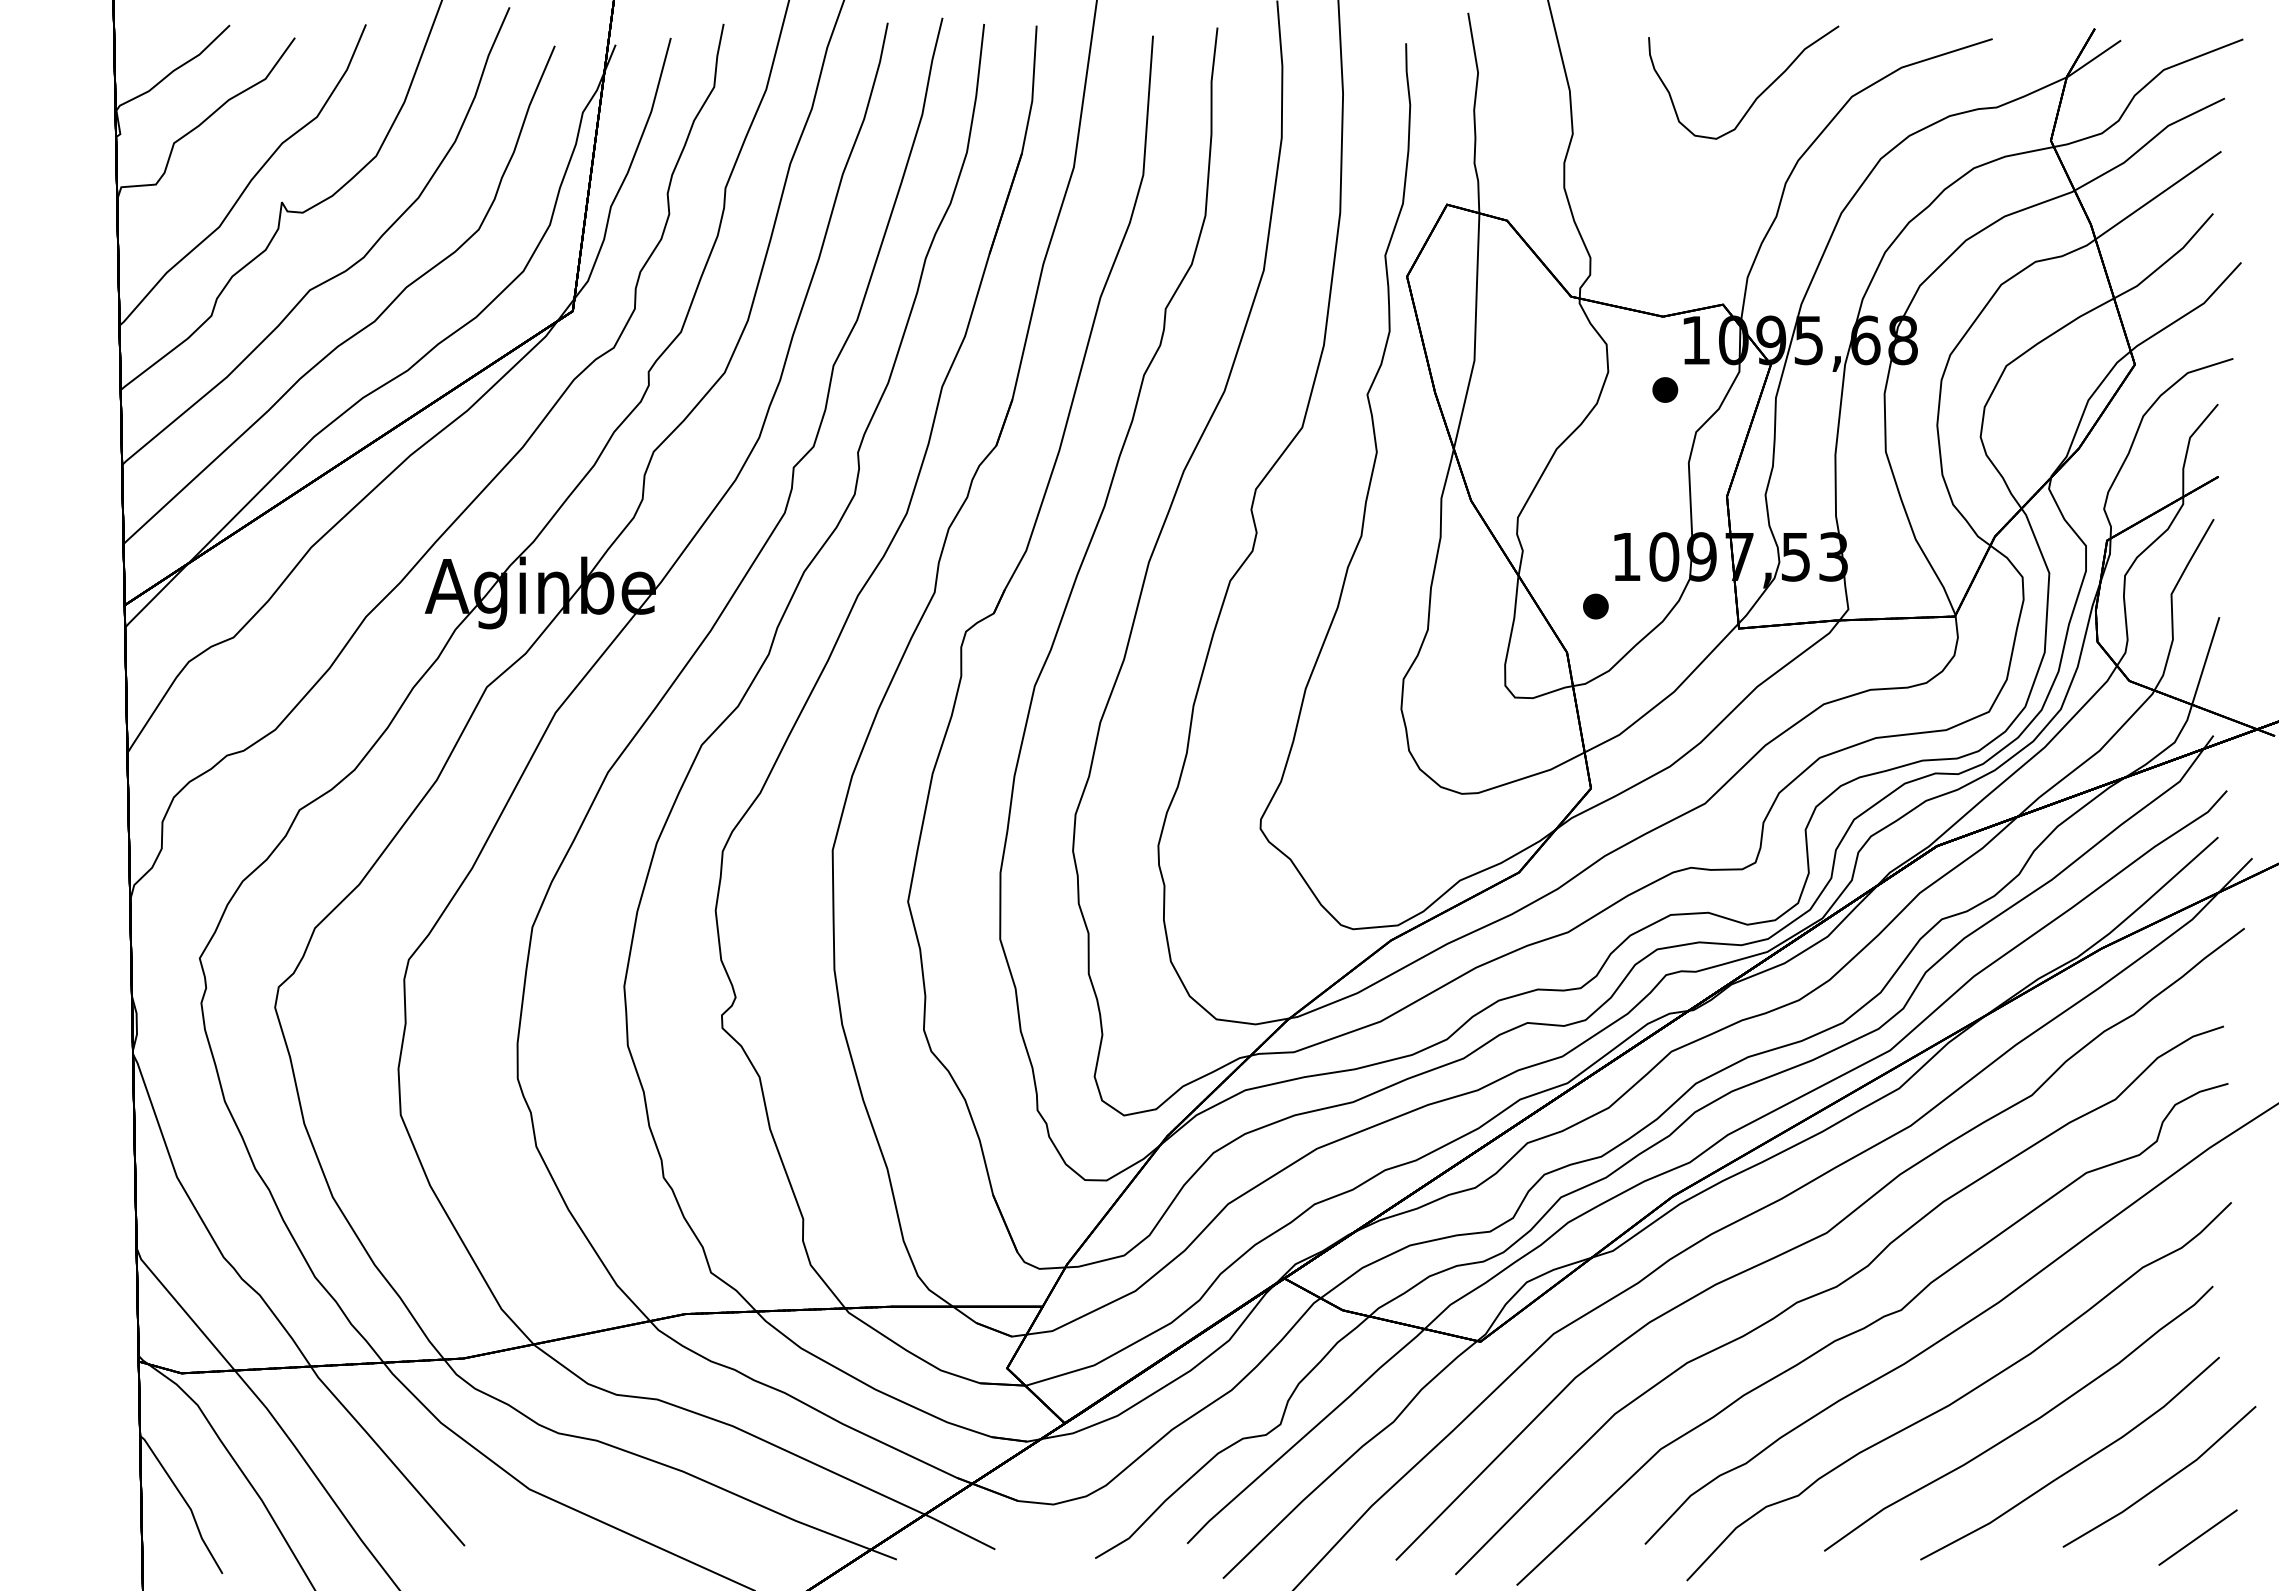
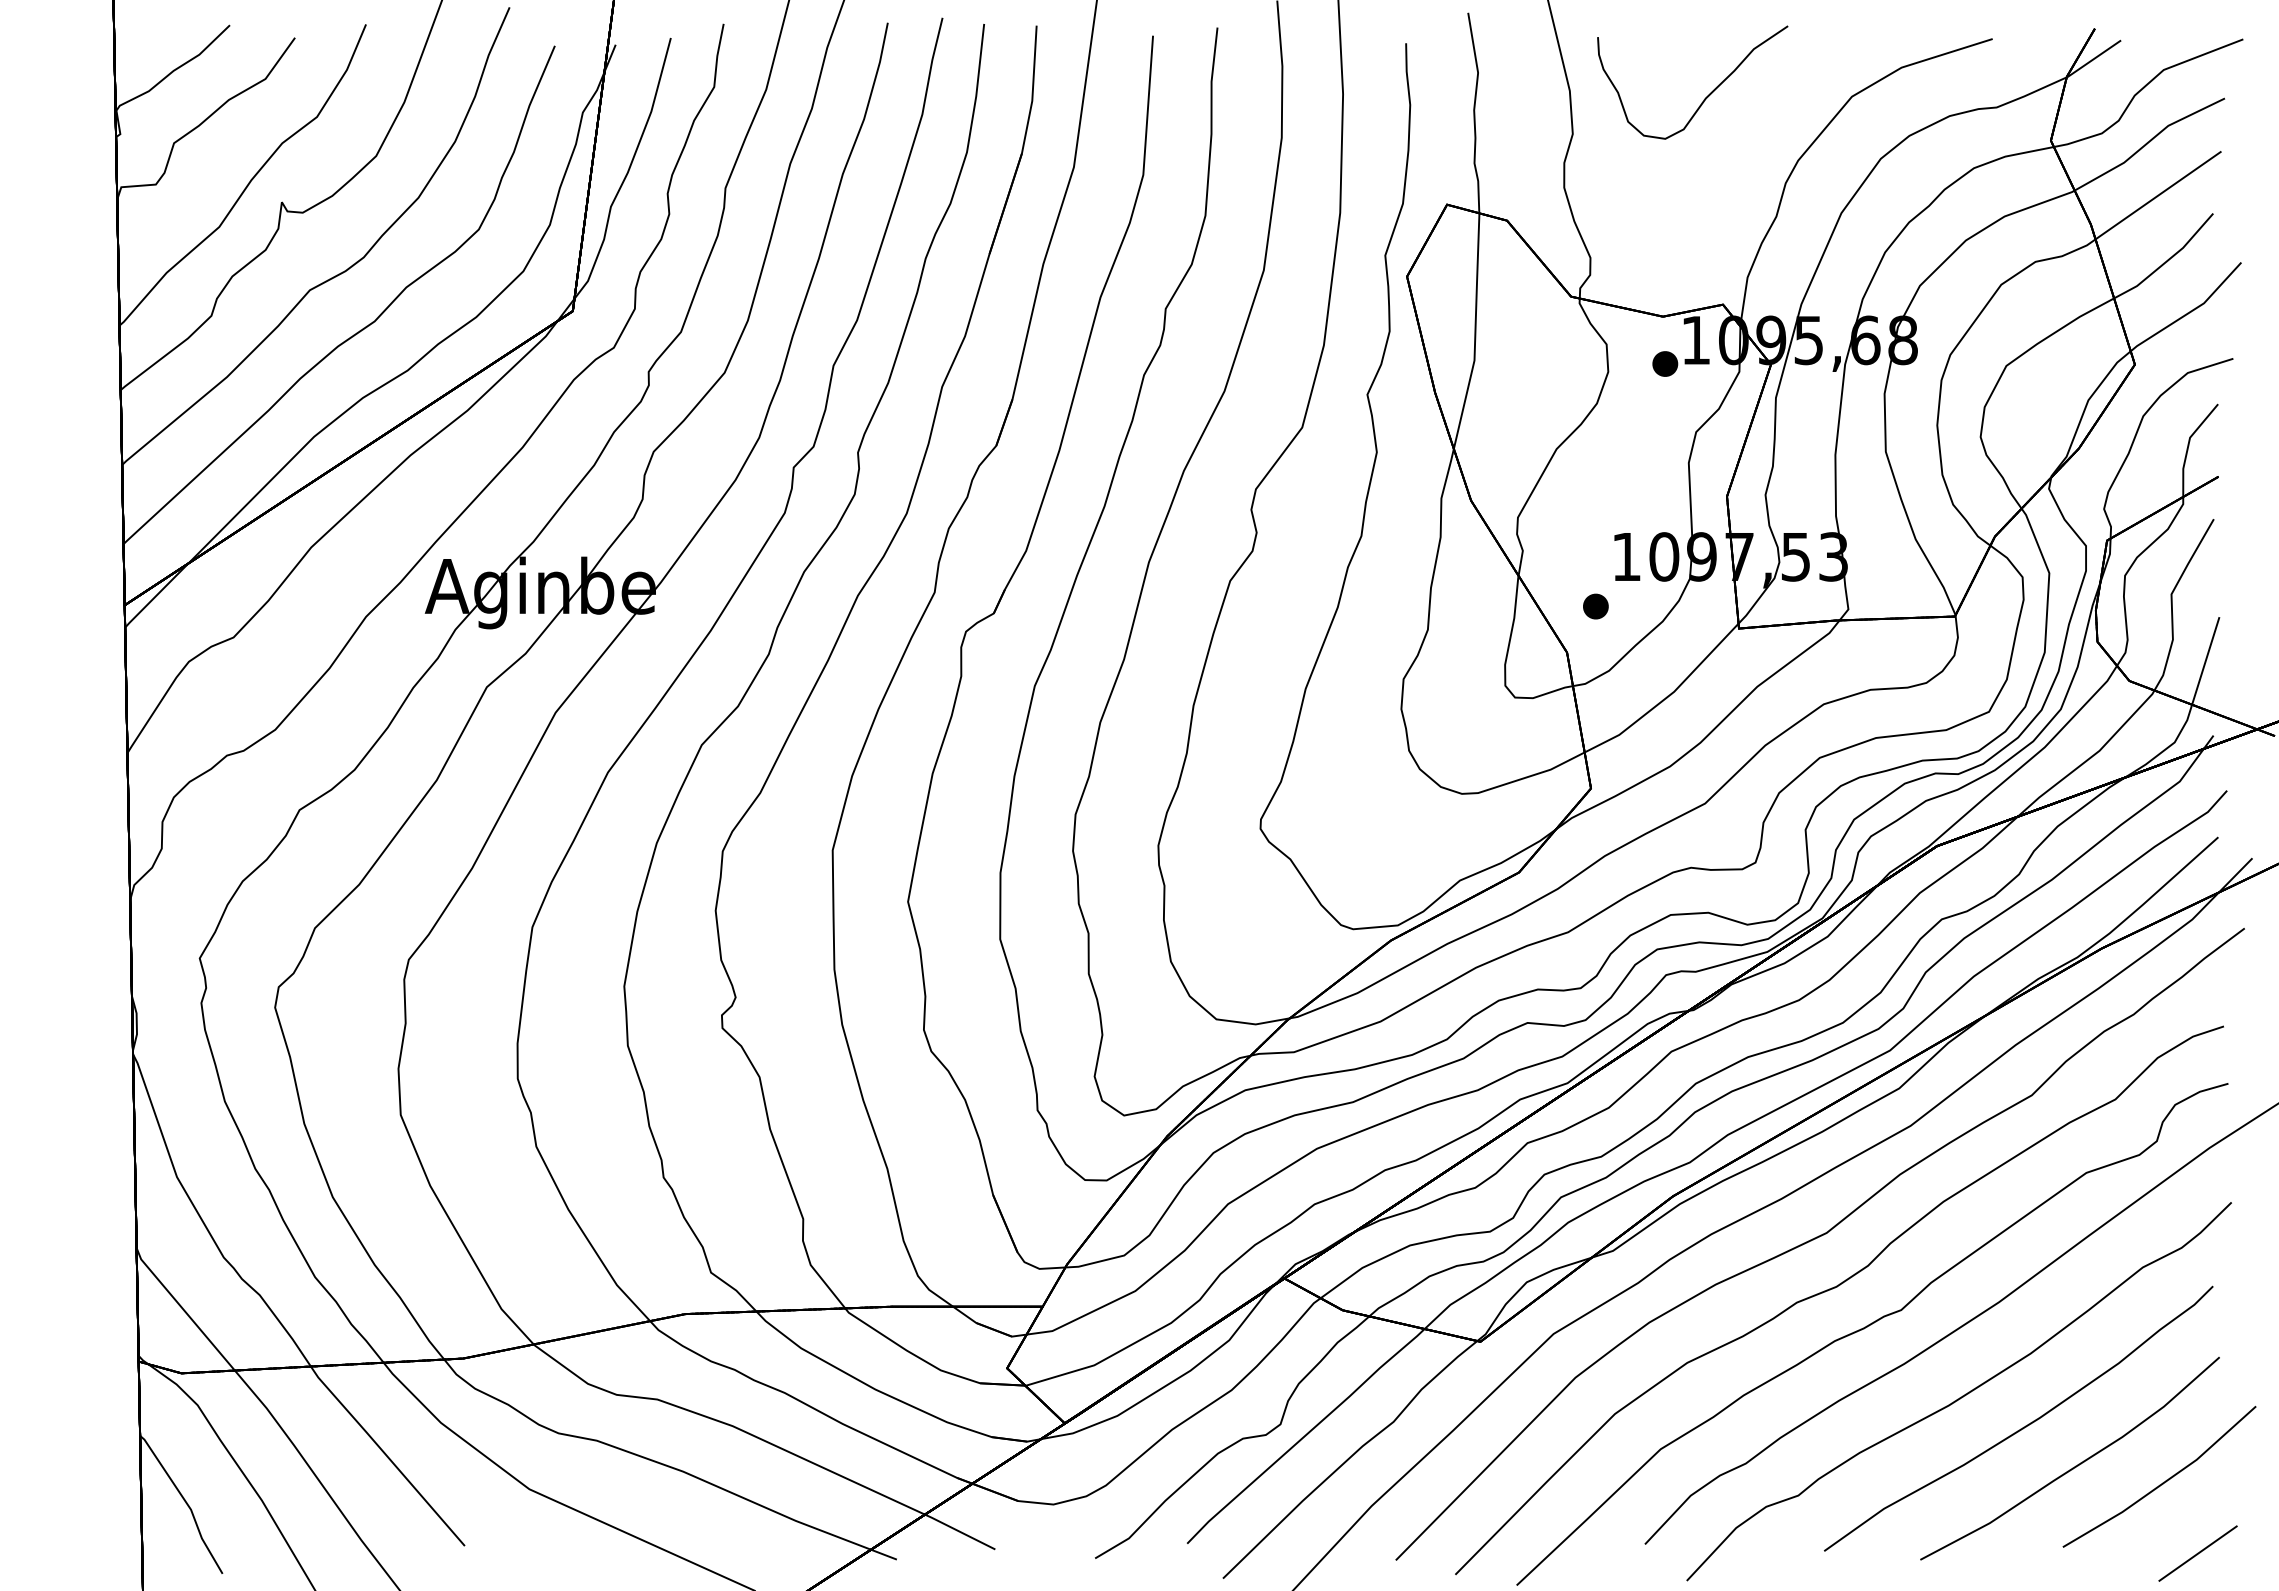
curve position: (1757, 96) -> (1706, 96) (1706, 96)
part position: (1665, 389) -> (1665, 363) (1665, 363)
line position: (2197, 1537) -> (2197, 1553) (2197, 1553)
